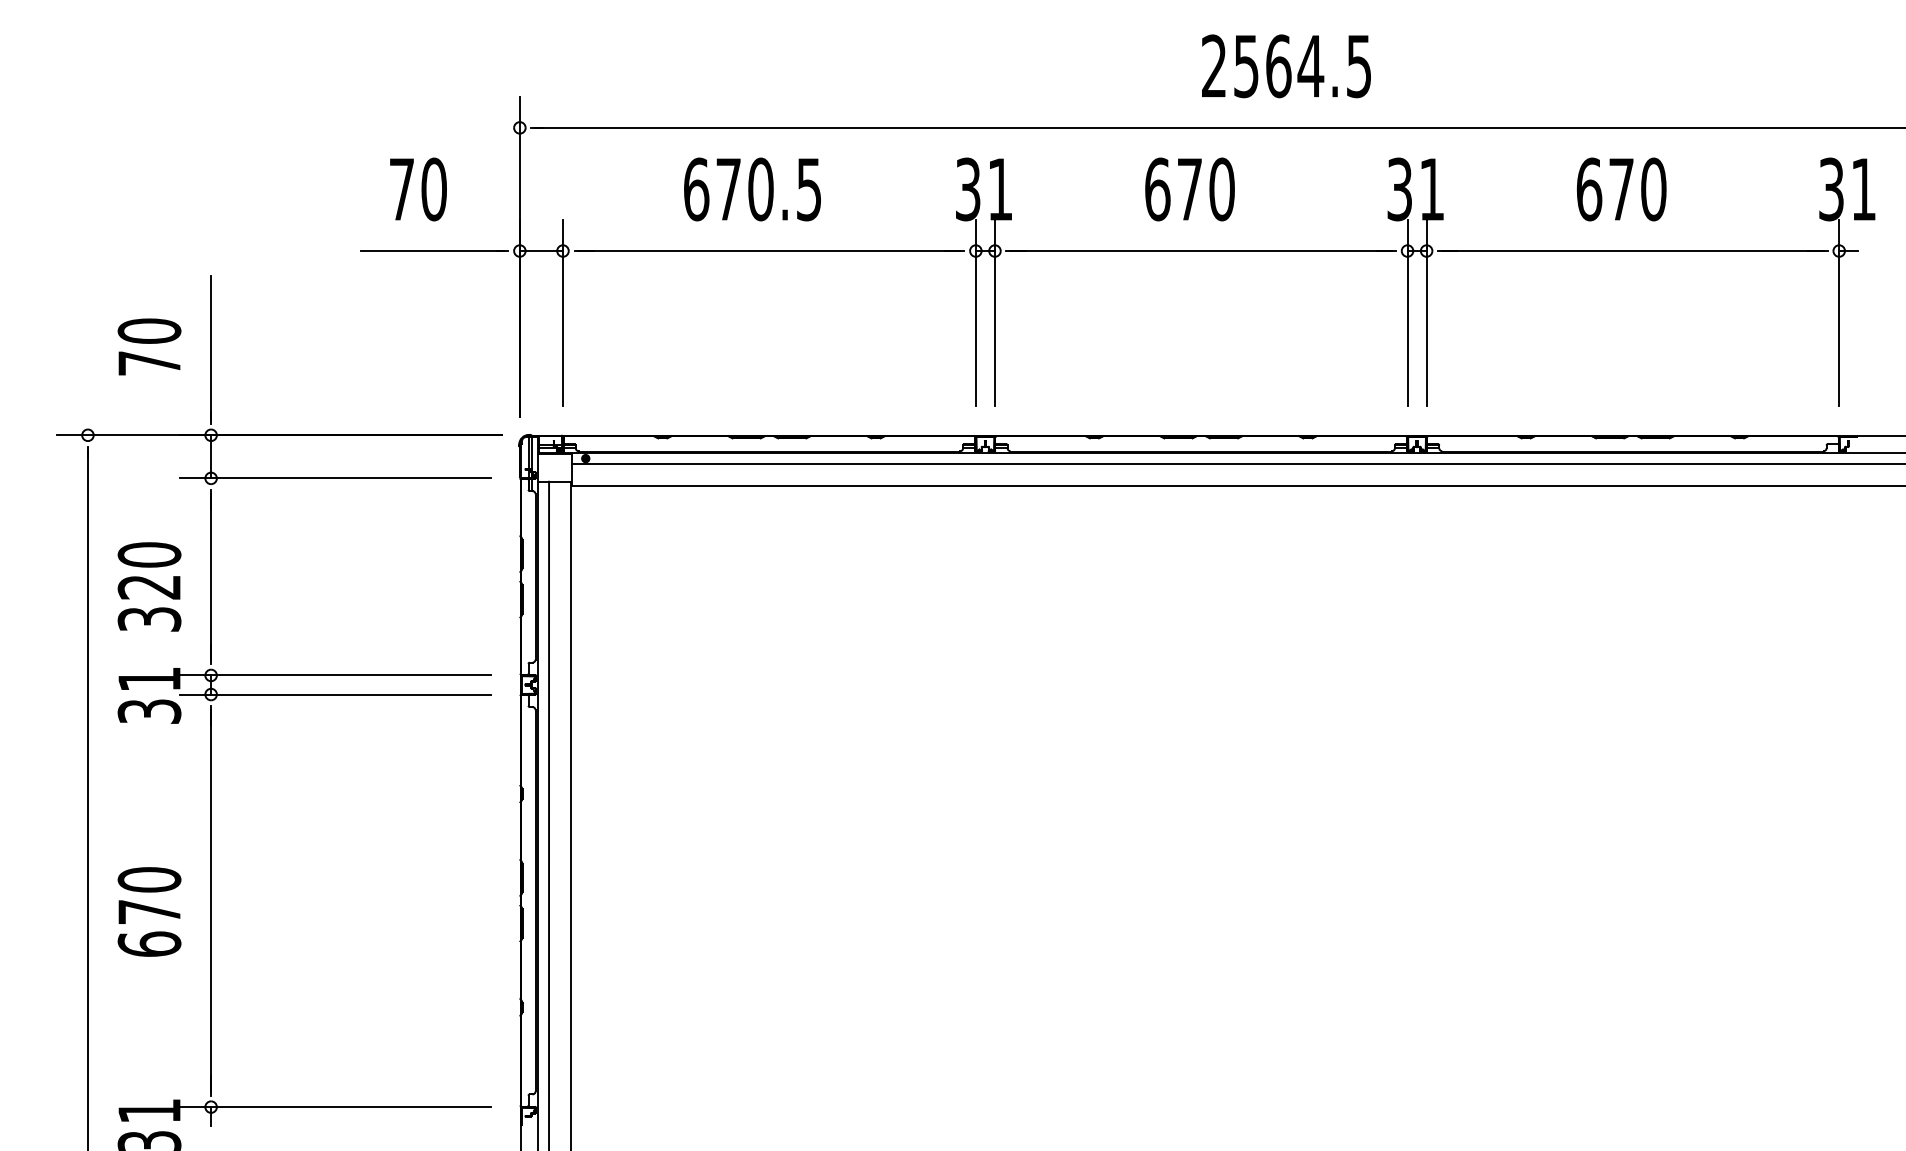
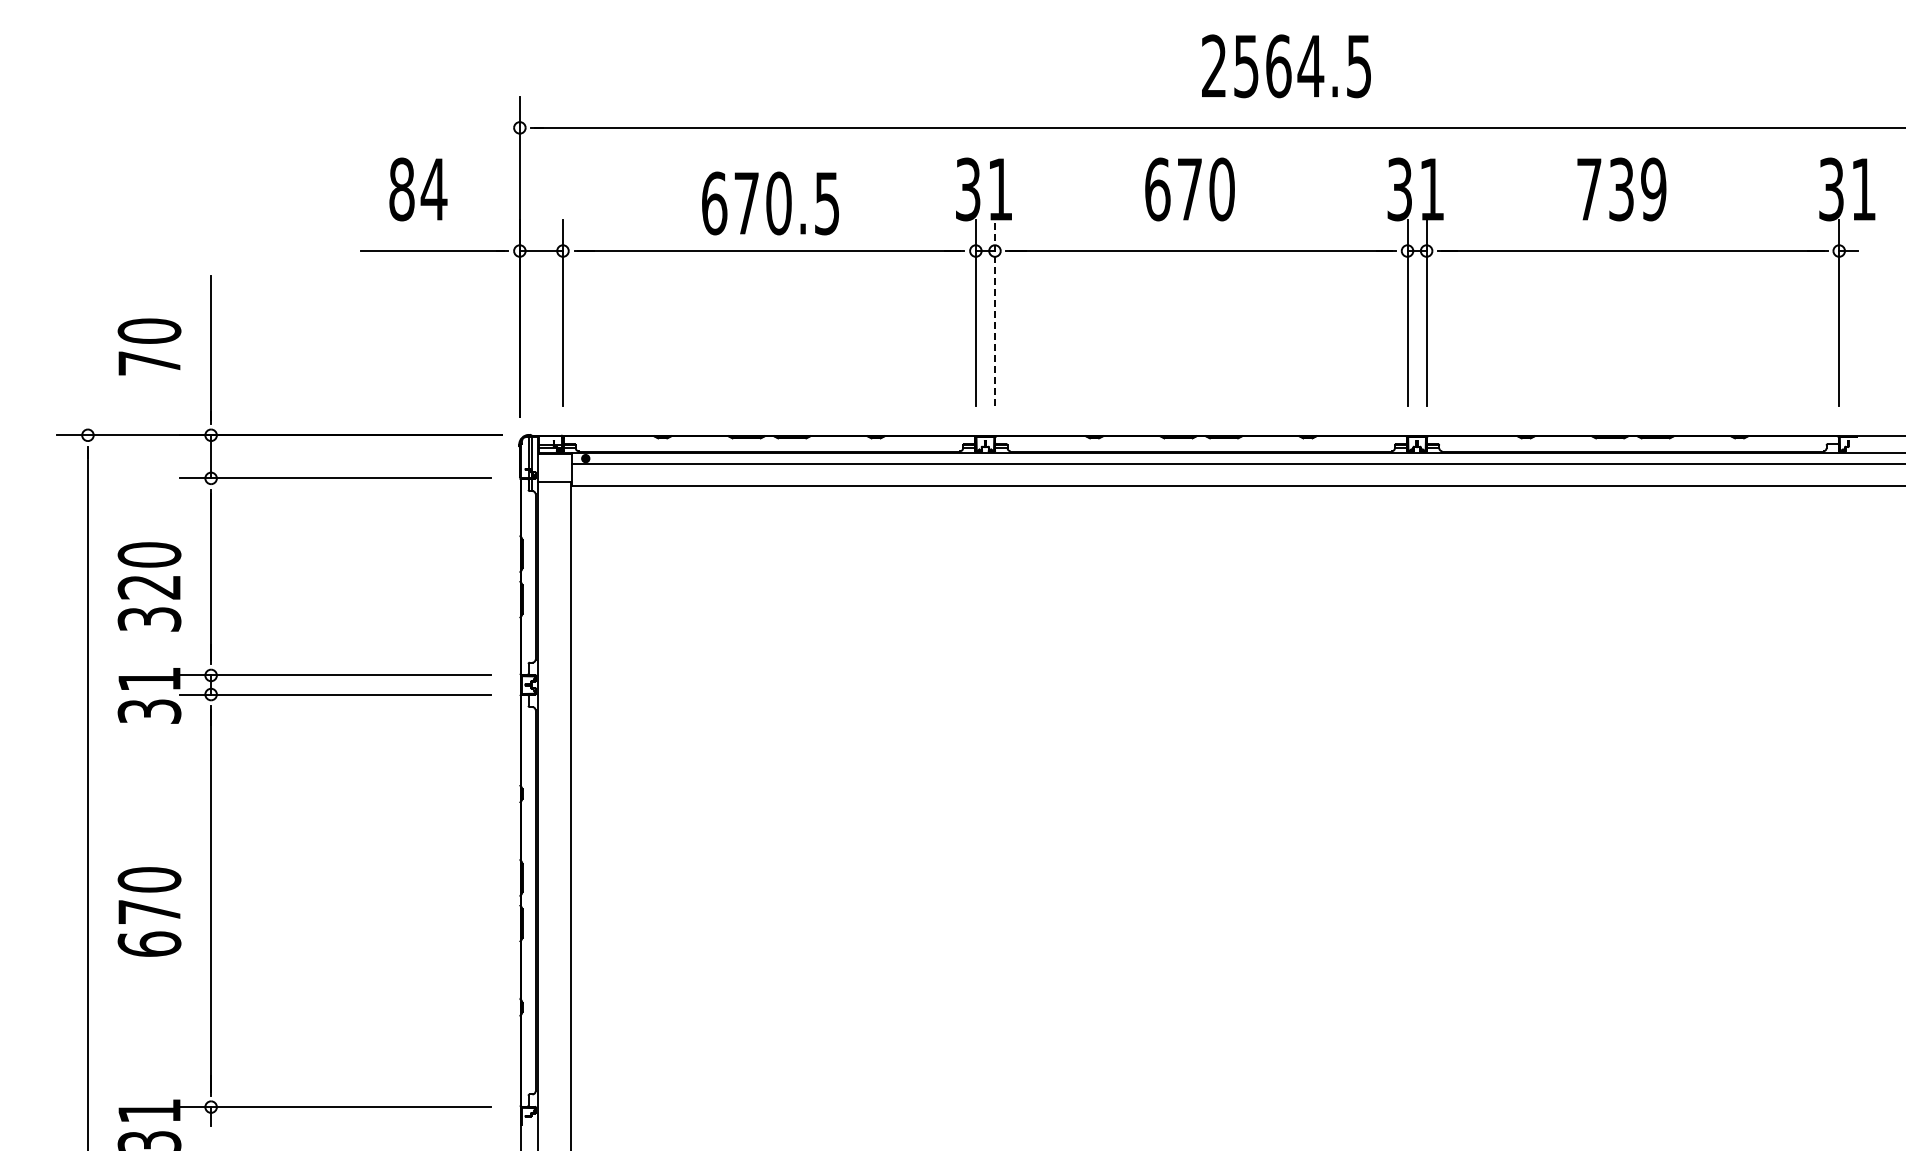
text: 70 -> 84 (418, 189)
text position: (752, 189) -> (770, 203) (770, 203)
text: 670 -> 739 (1621, 189)
line: solid -> dashed (994, 313)
line: present -> none (549, 814)
